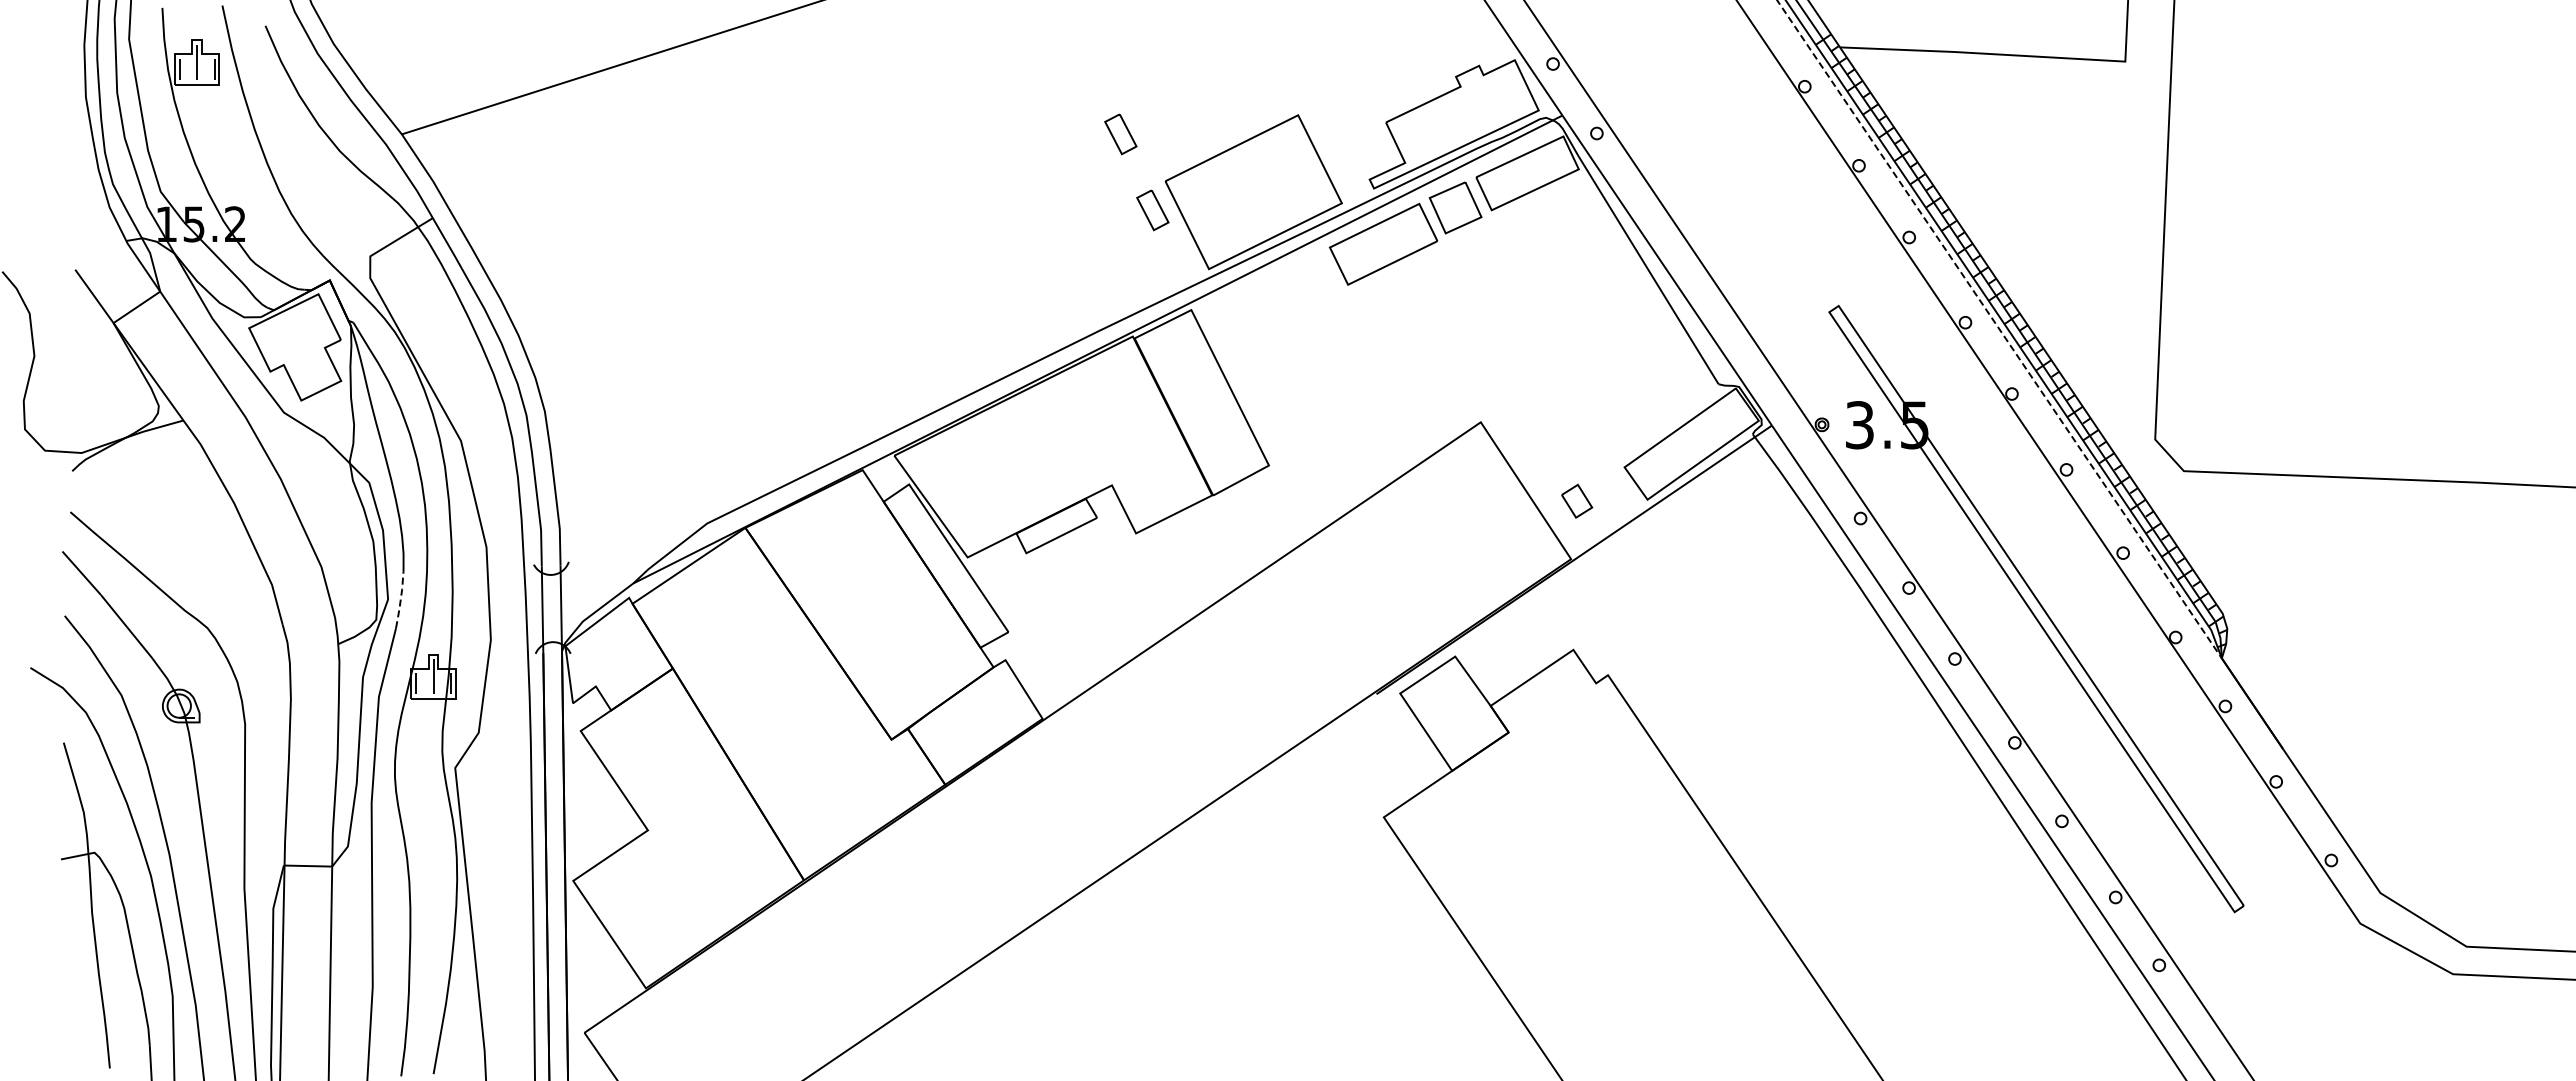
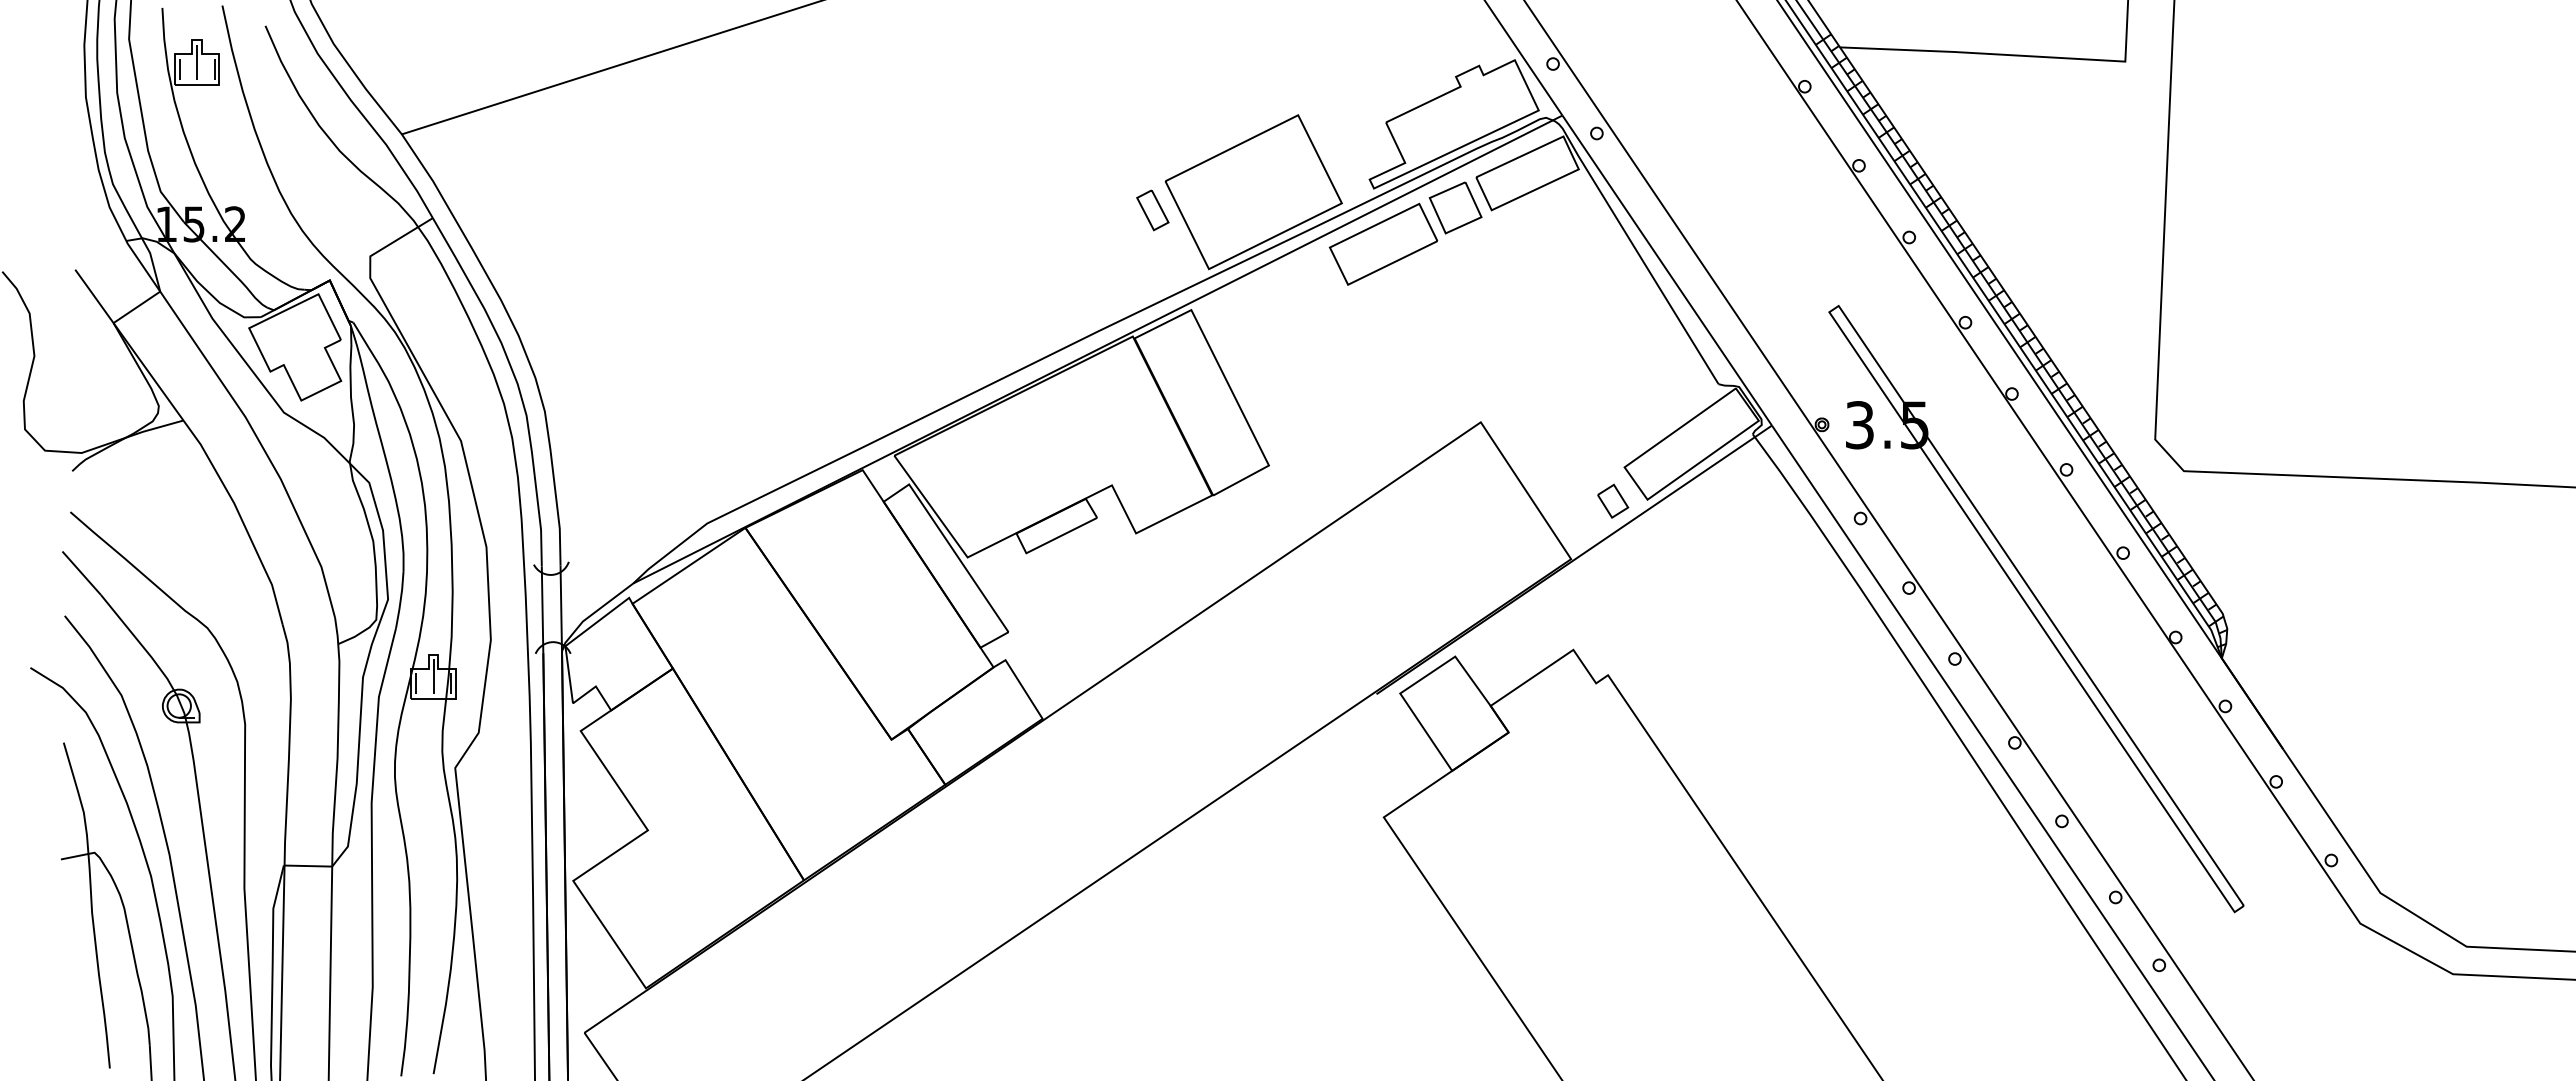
part: present -> none (1120, 134)
line: dashed -> solid (1999, 328)
part position: (1577, 500) -> (1613, 500) (1613, 500)
line: dashed -> solid (400, 599)
